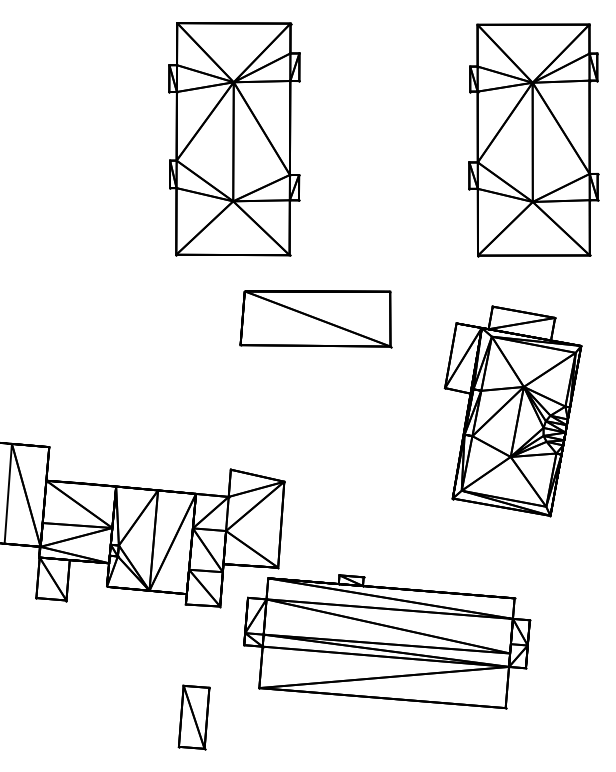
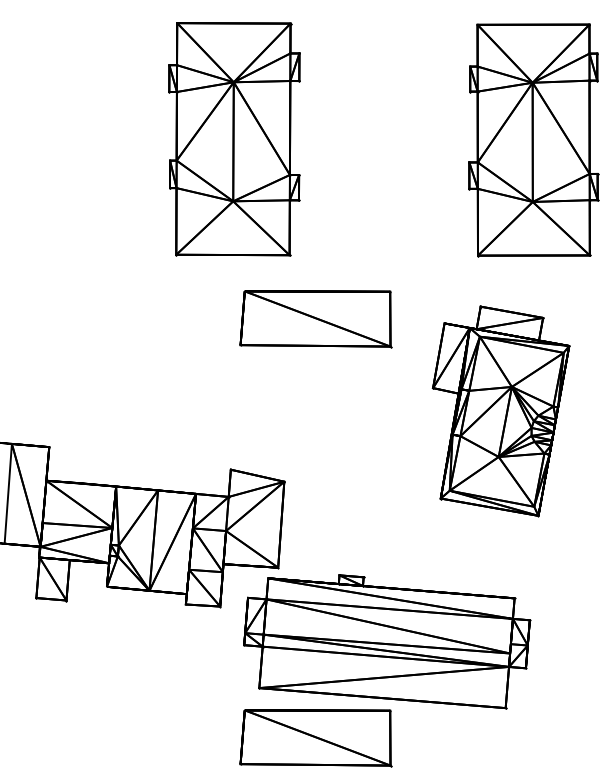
part position: (512, 411) -> (500, 411) (500, 411)
part: present -> none (193, 717)
part: none -> present (315, 738)
